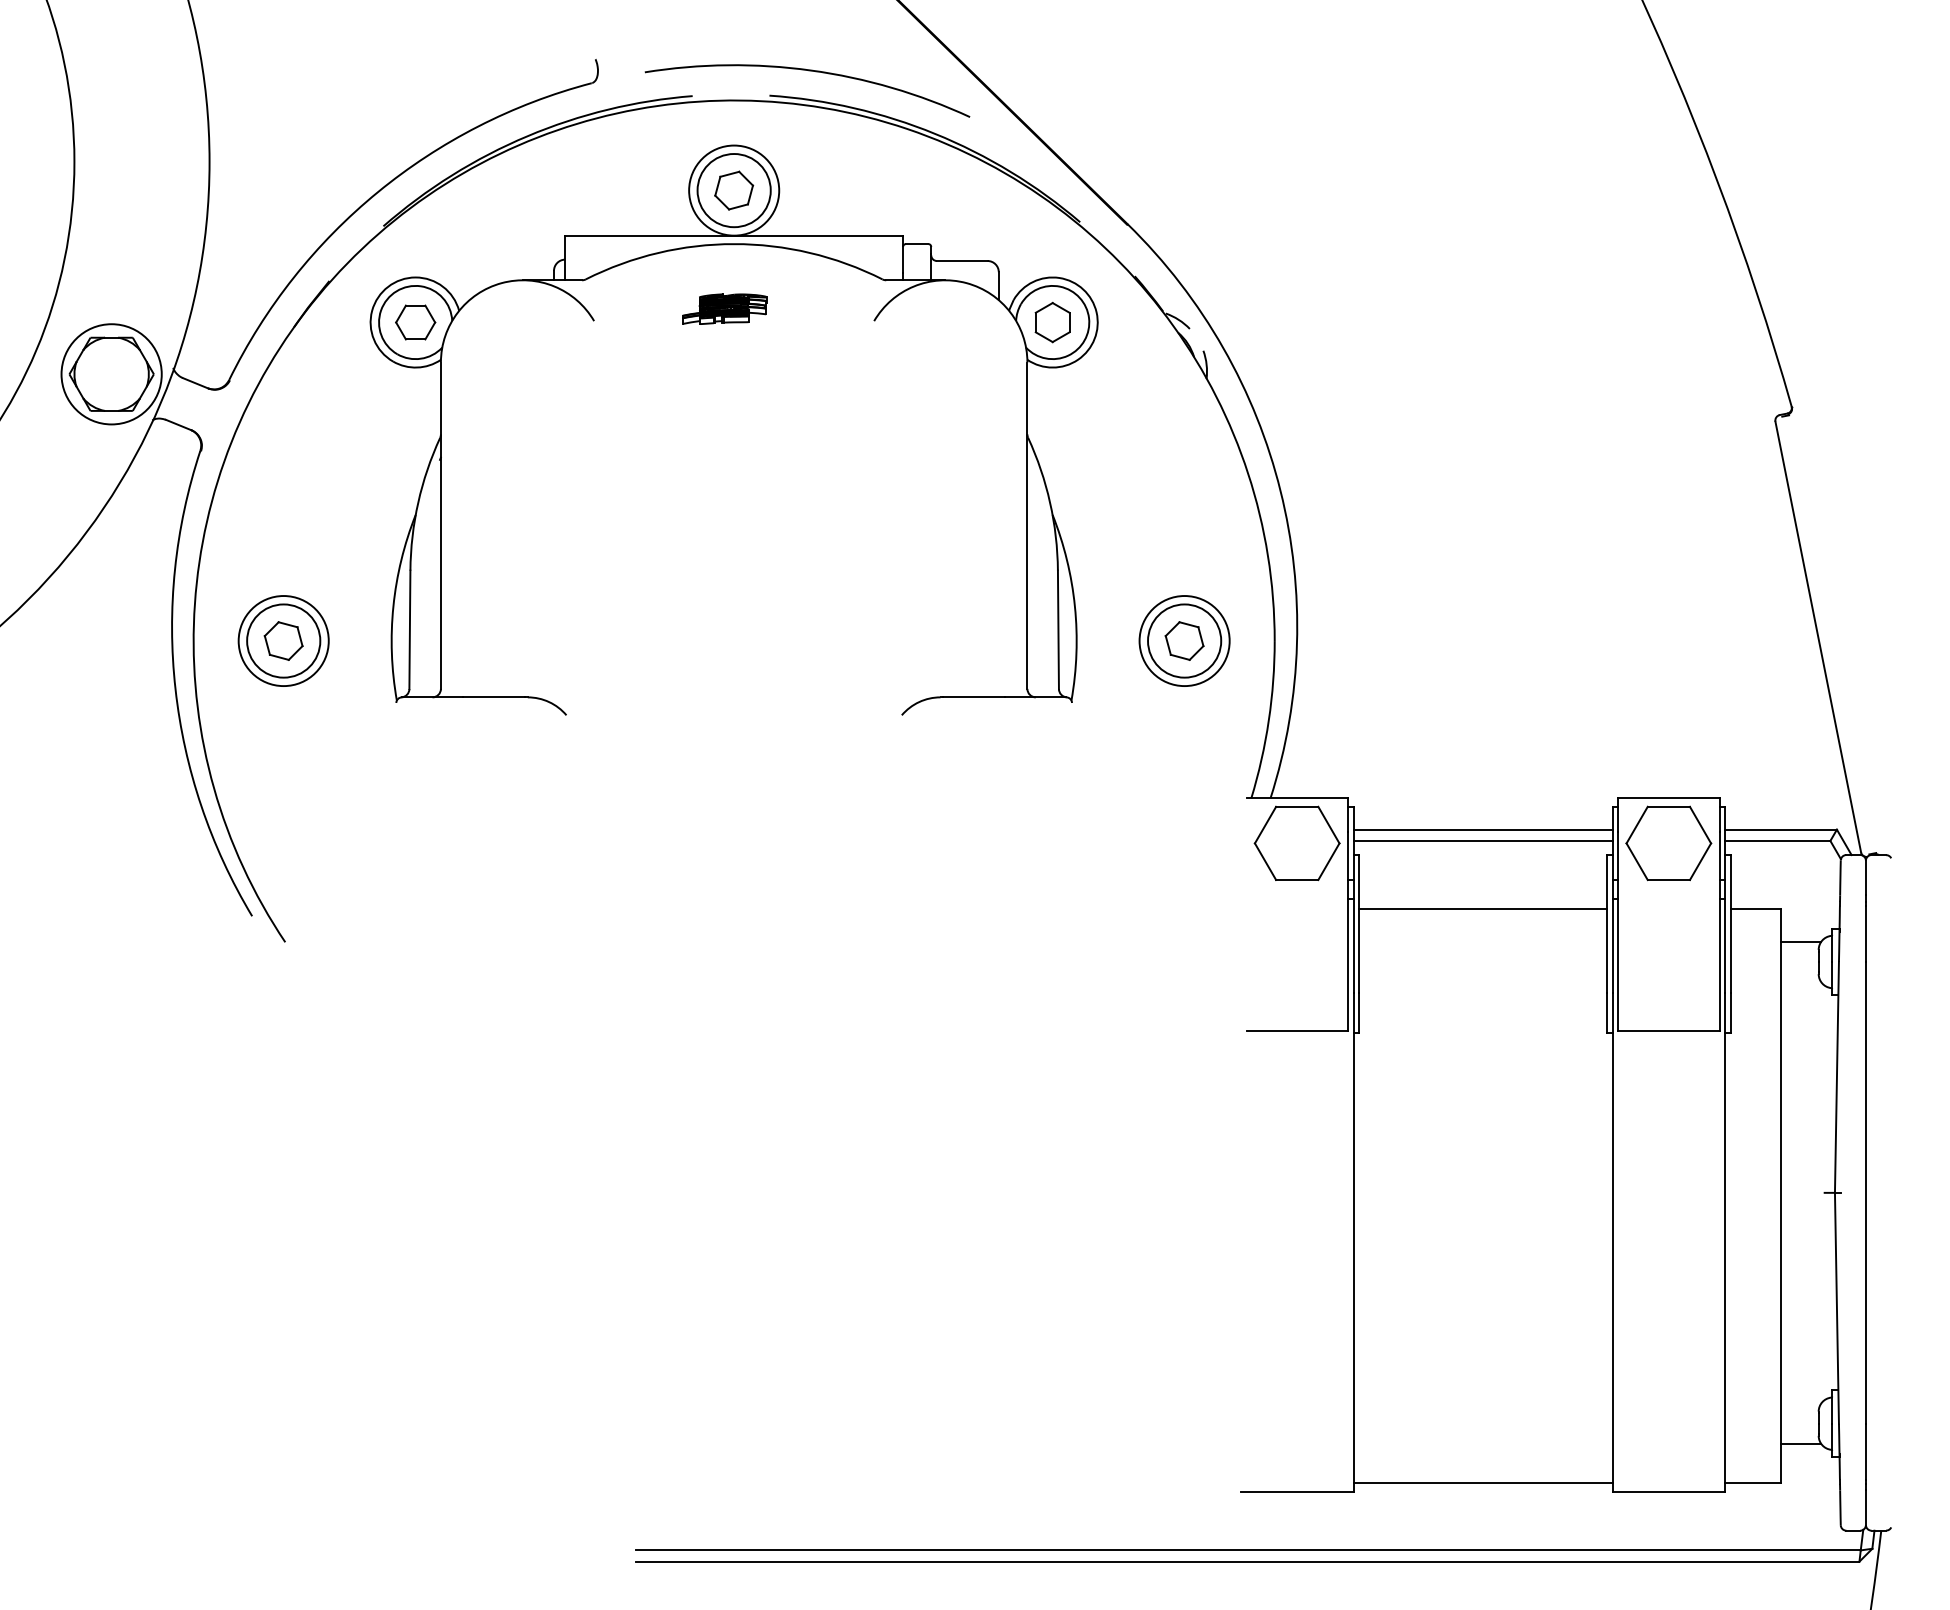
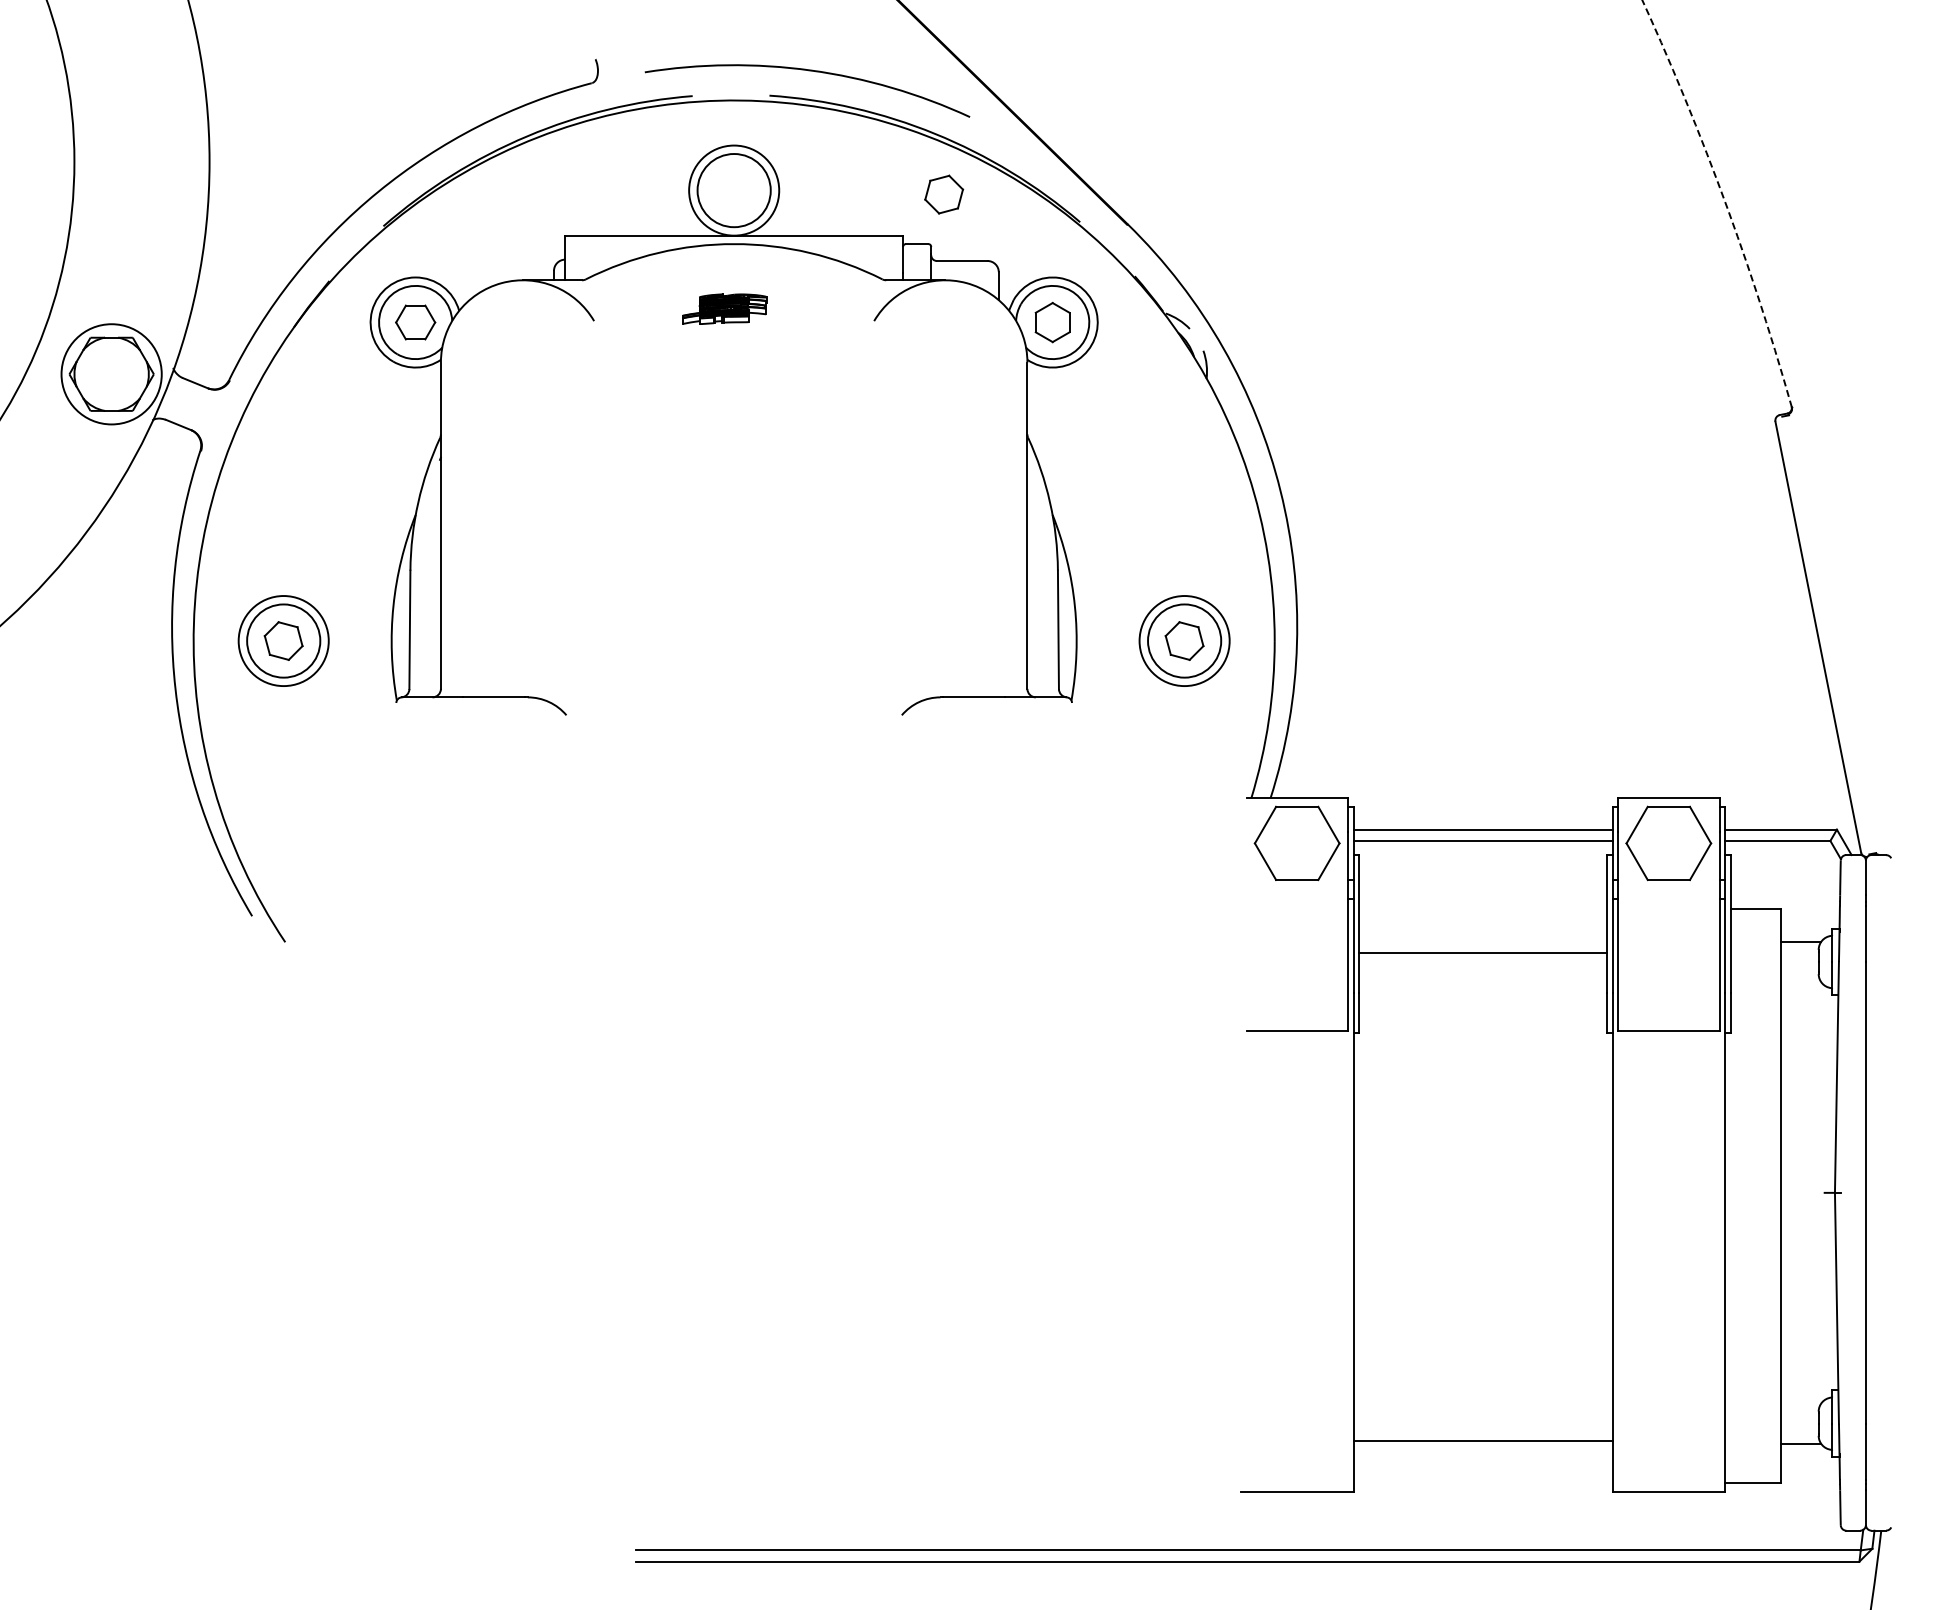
part position: (734, 190) -> (944, 194) (944, 194)
arc: solid -> dashed (1724, 201)
line position: (1482, 908) -> (1482, 952) (1482, 952)
line position: (1482, 1482) -> (1482, 1440) (1482, 1440)
